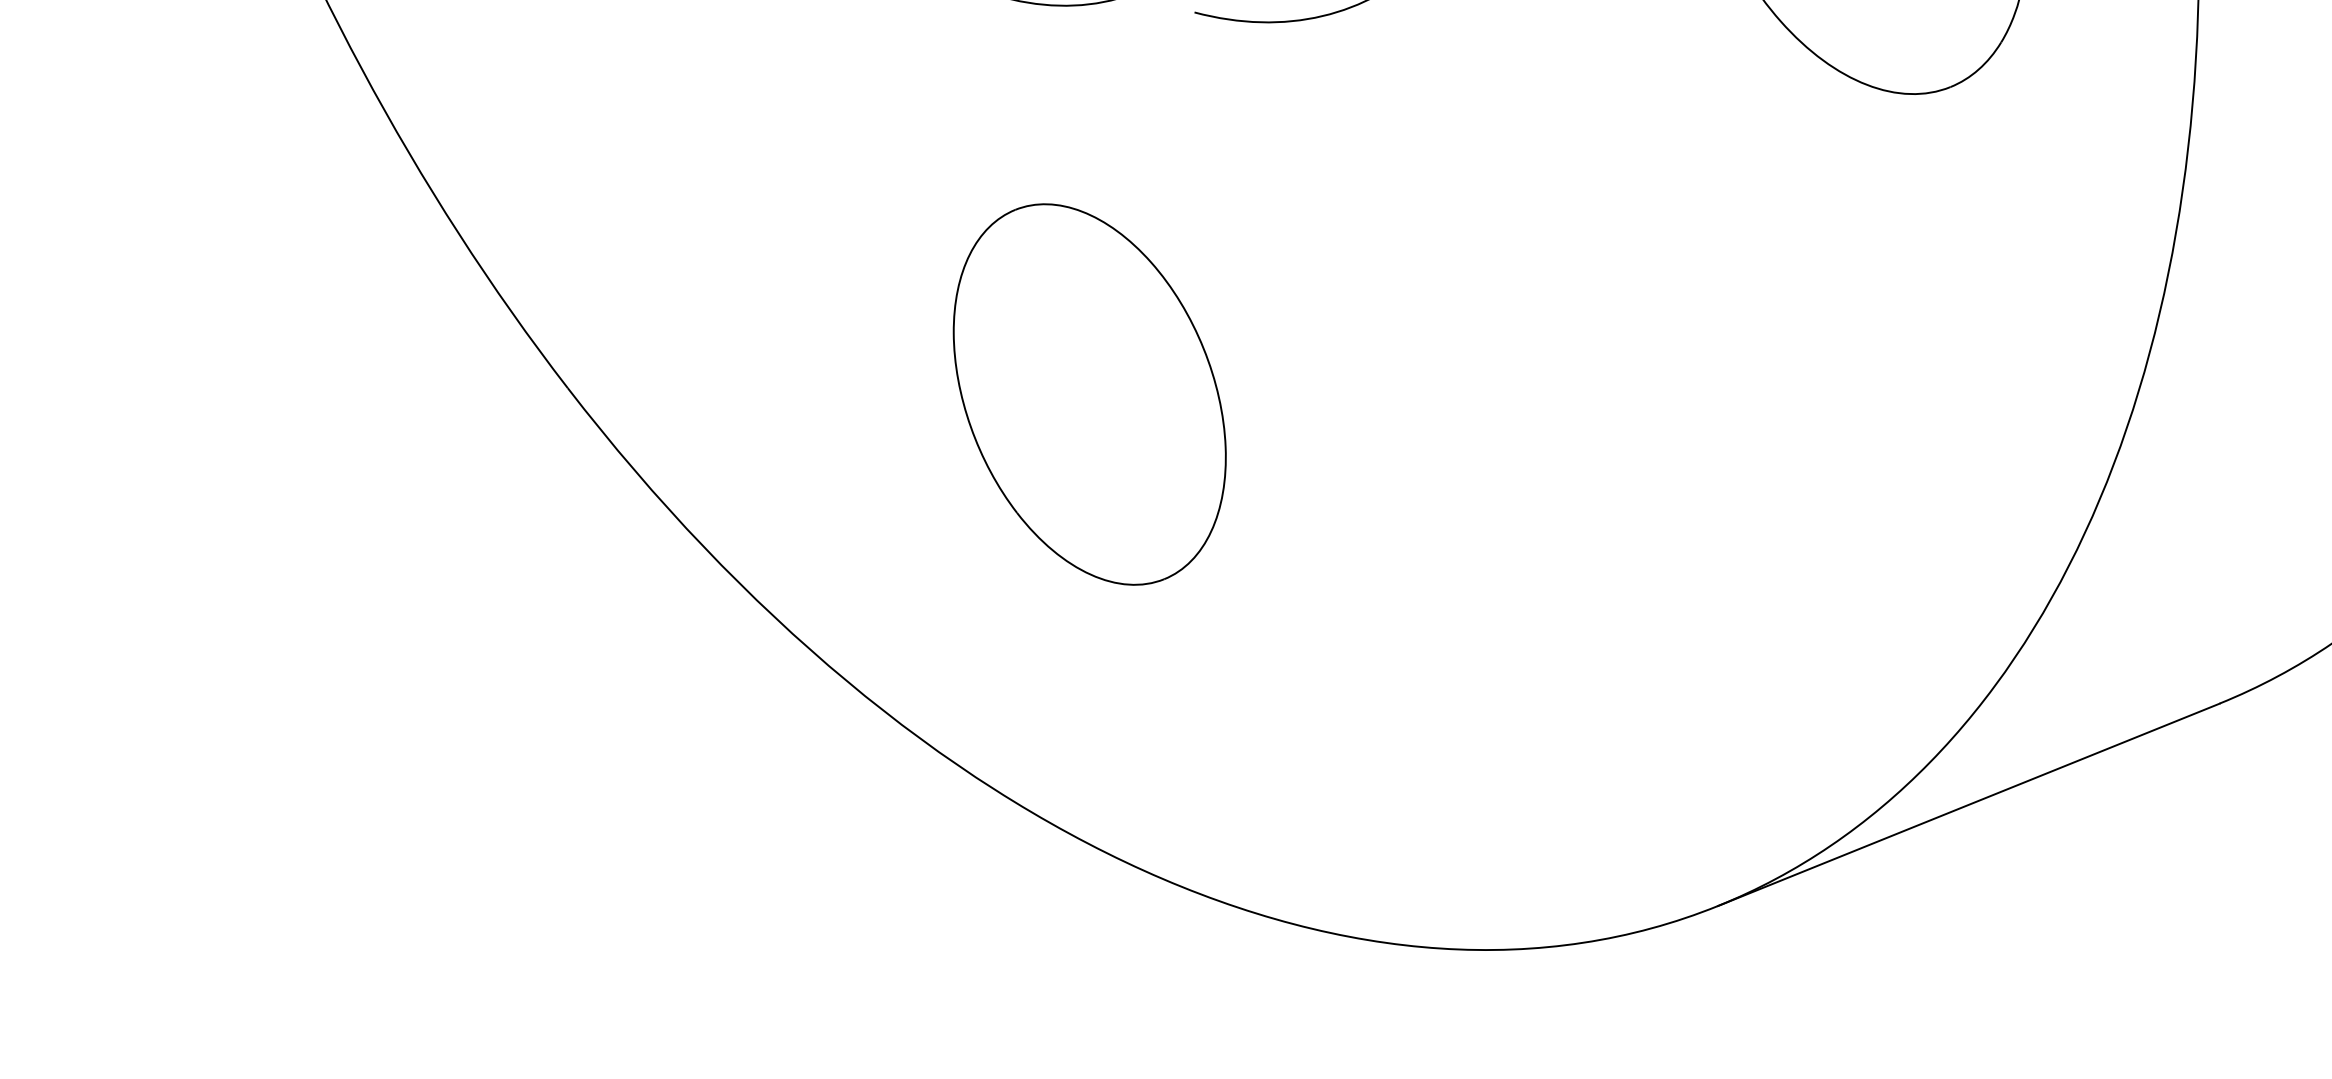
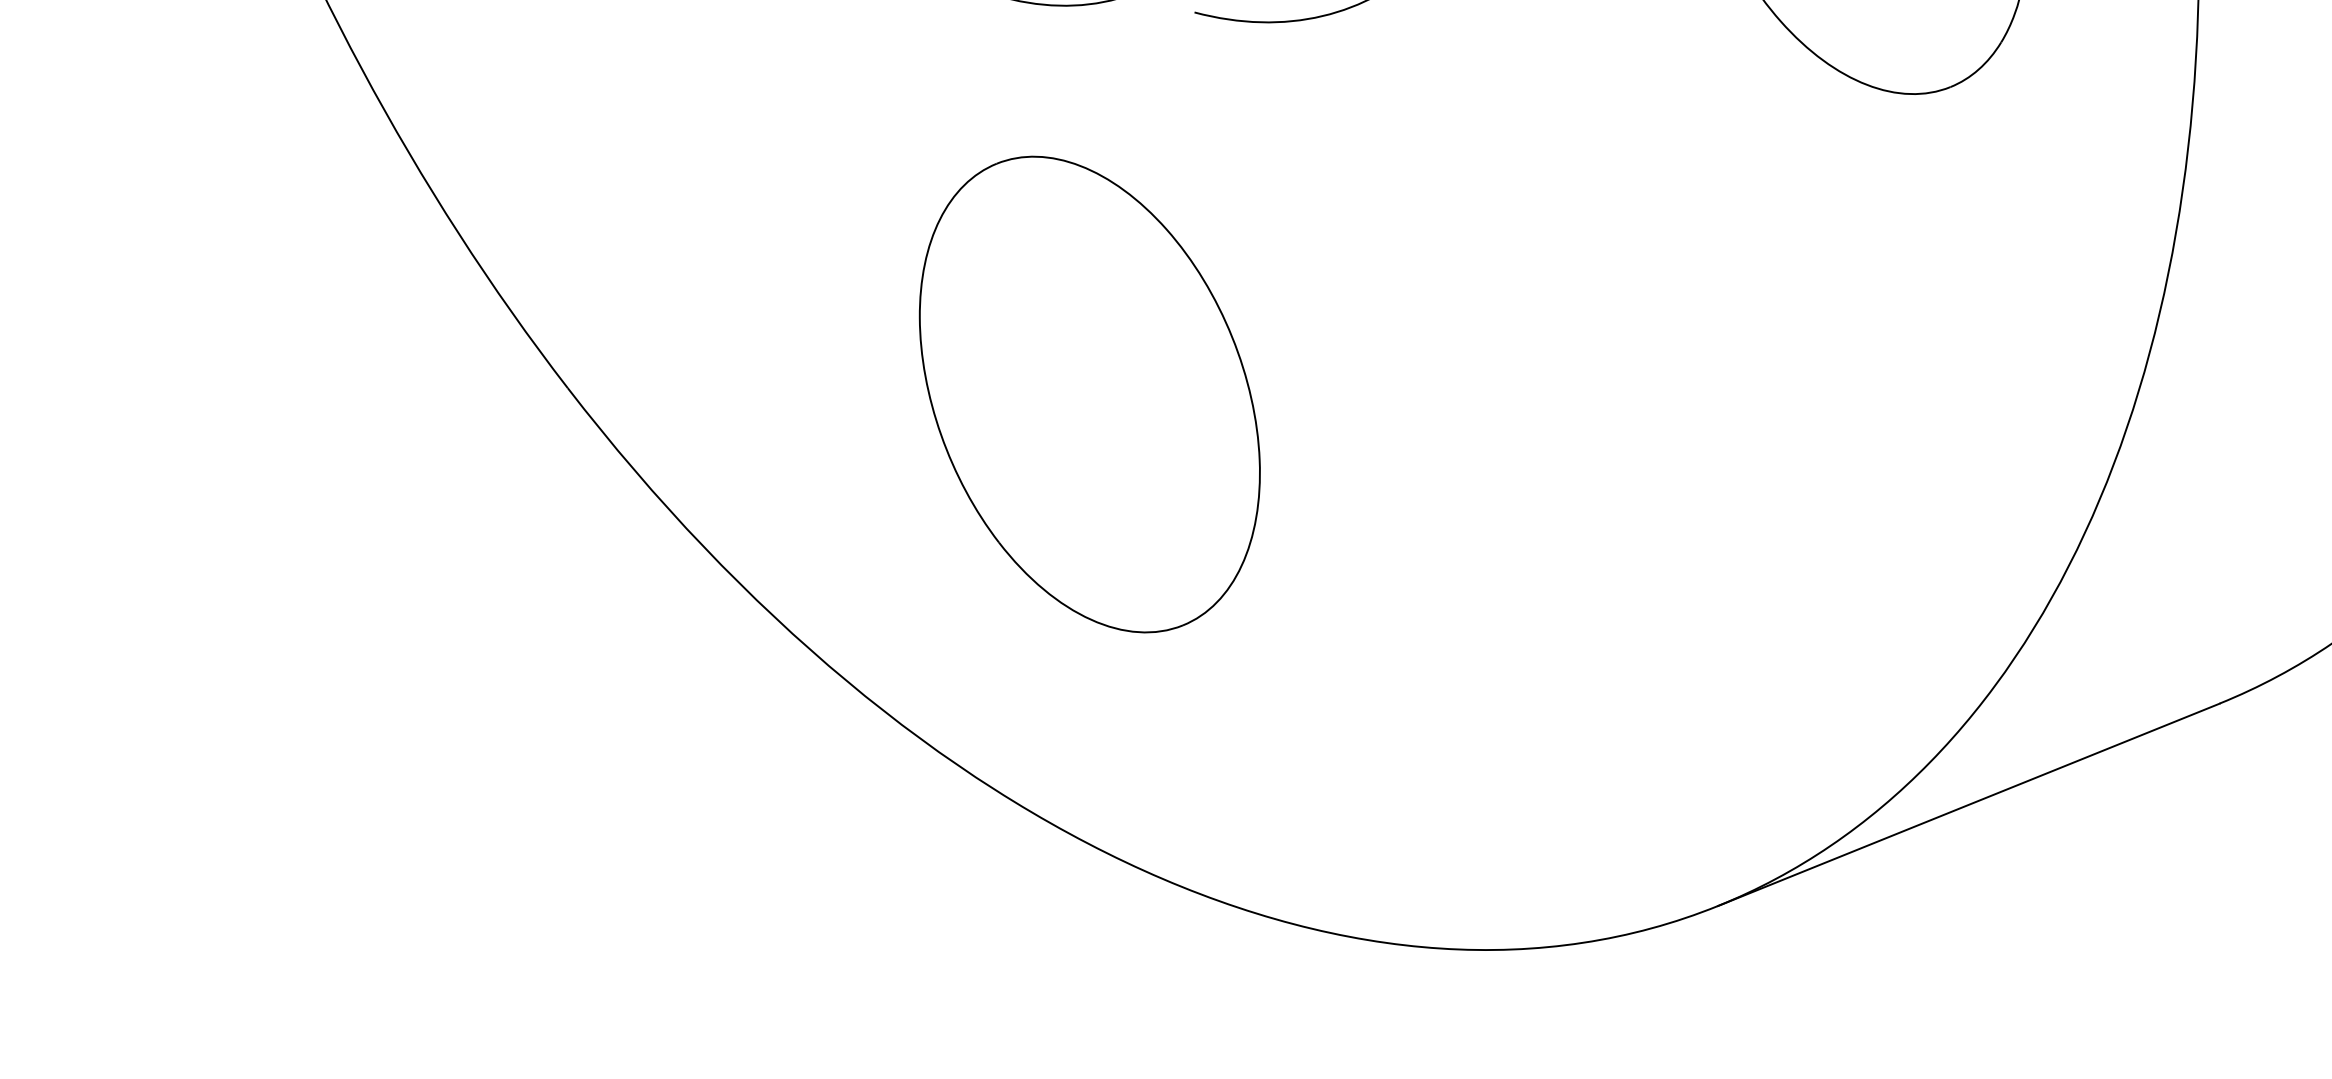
part size: 275x383 px -> 343x479 px (1089, 394)
